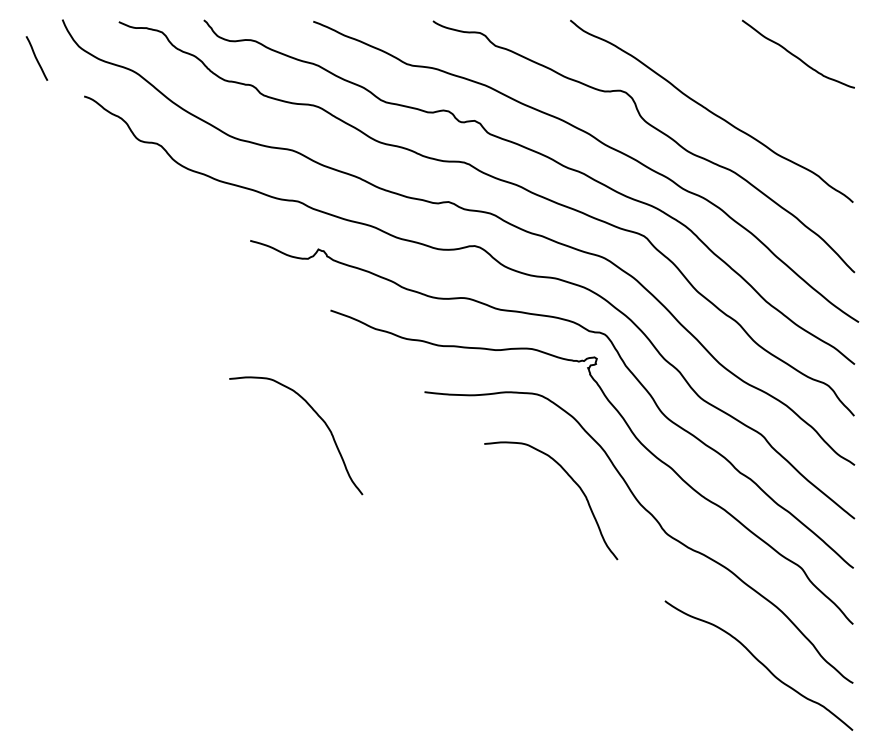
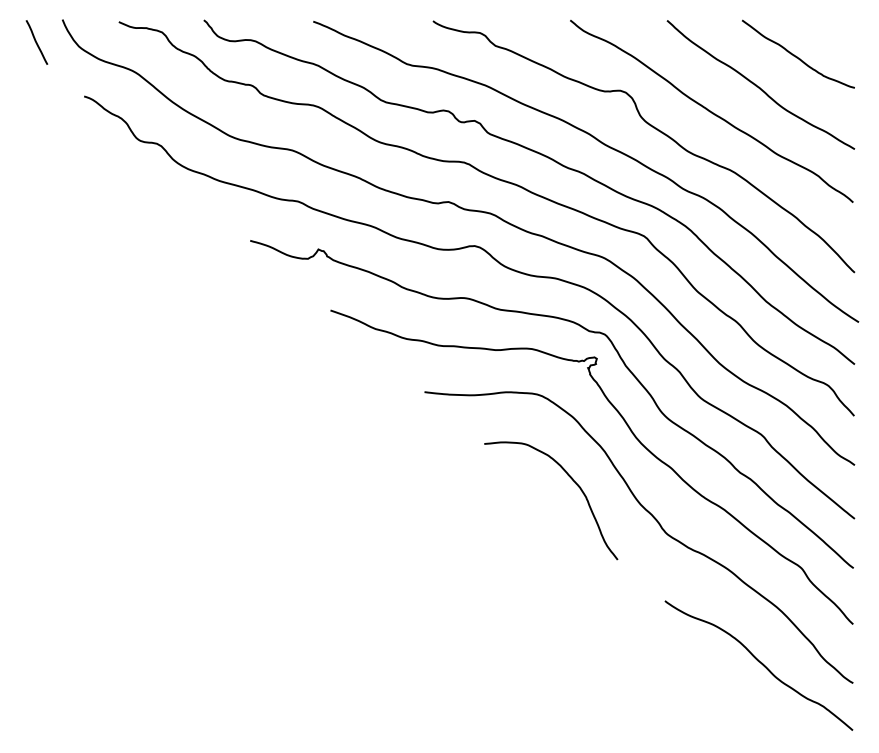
line position: (36, 58) -> (36, 42) (36, 42)
curve: none -> present (759, 86)
curve: present -> none (320, 419)
